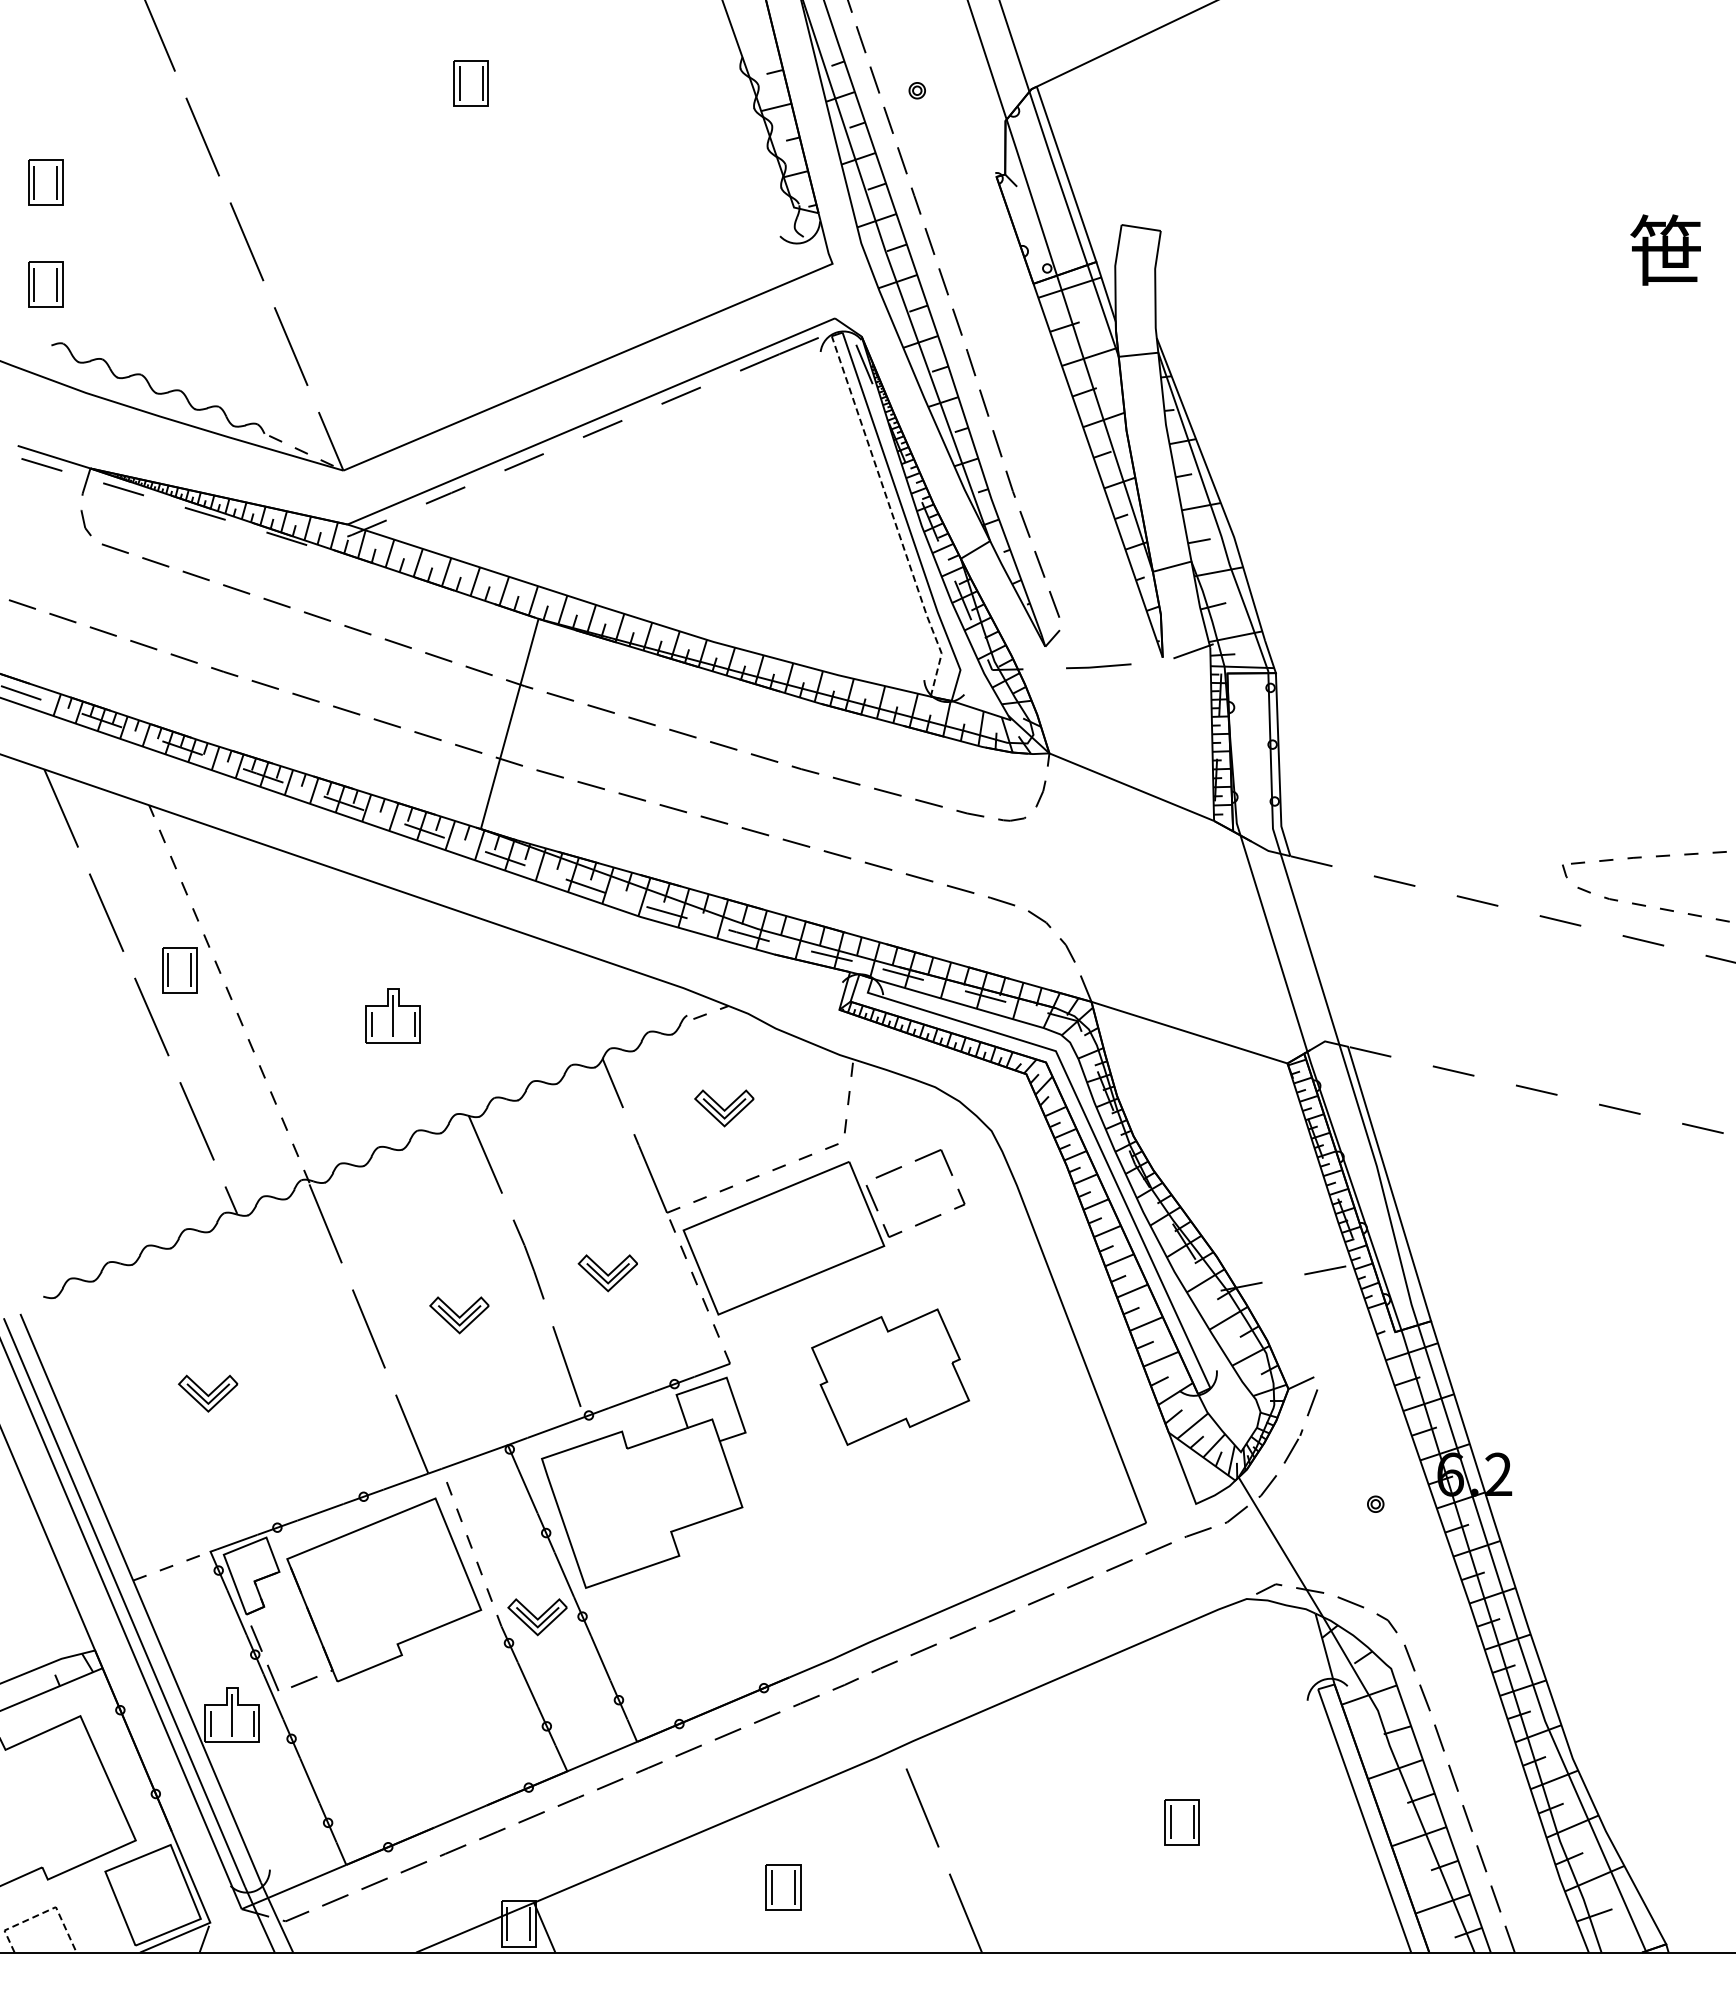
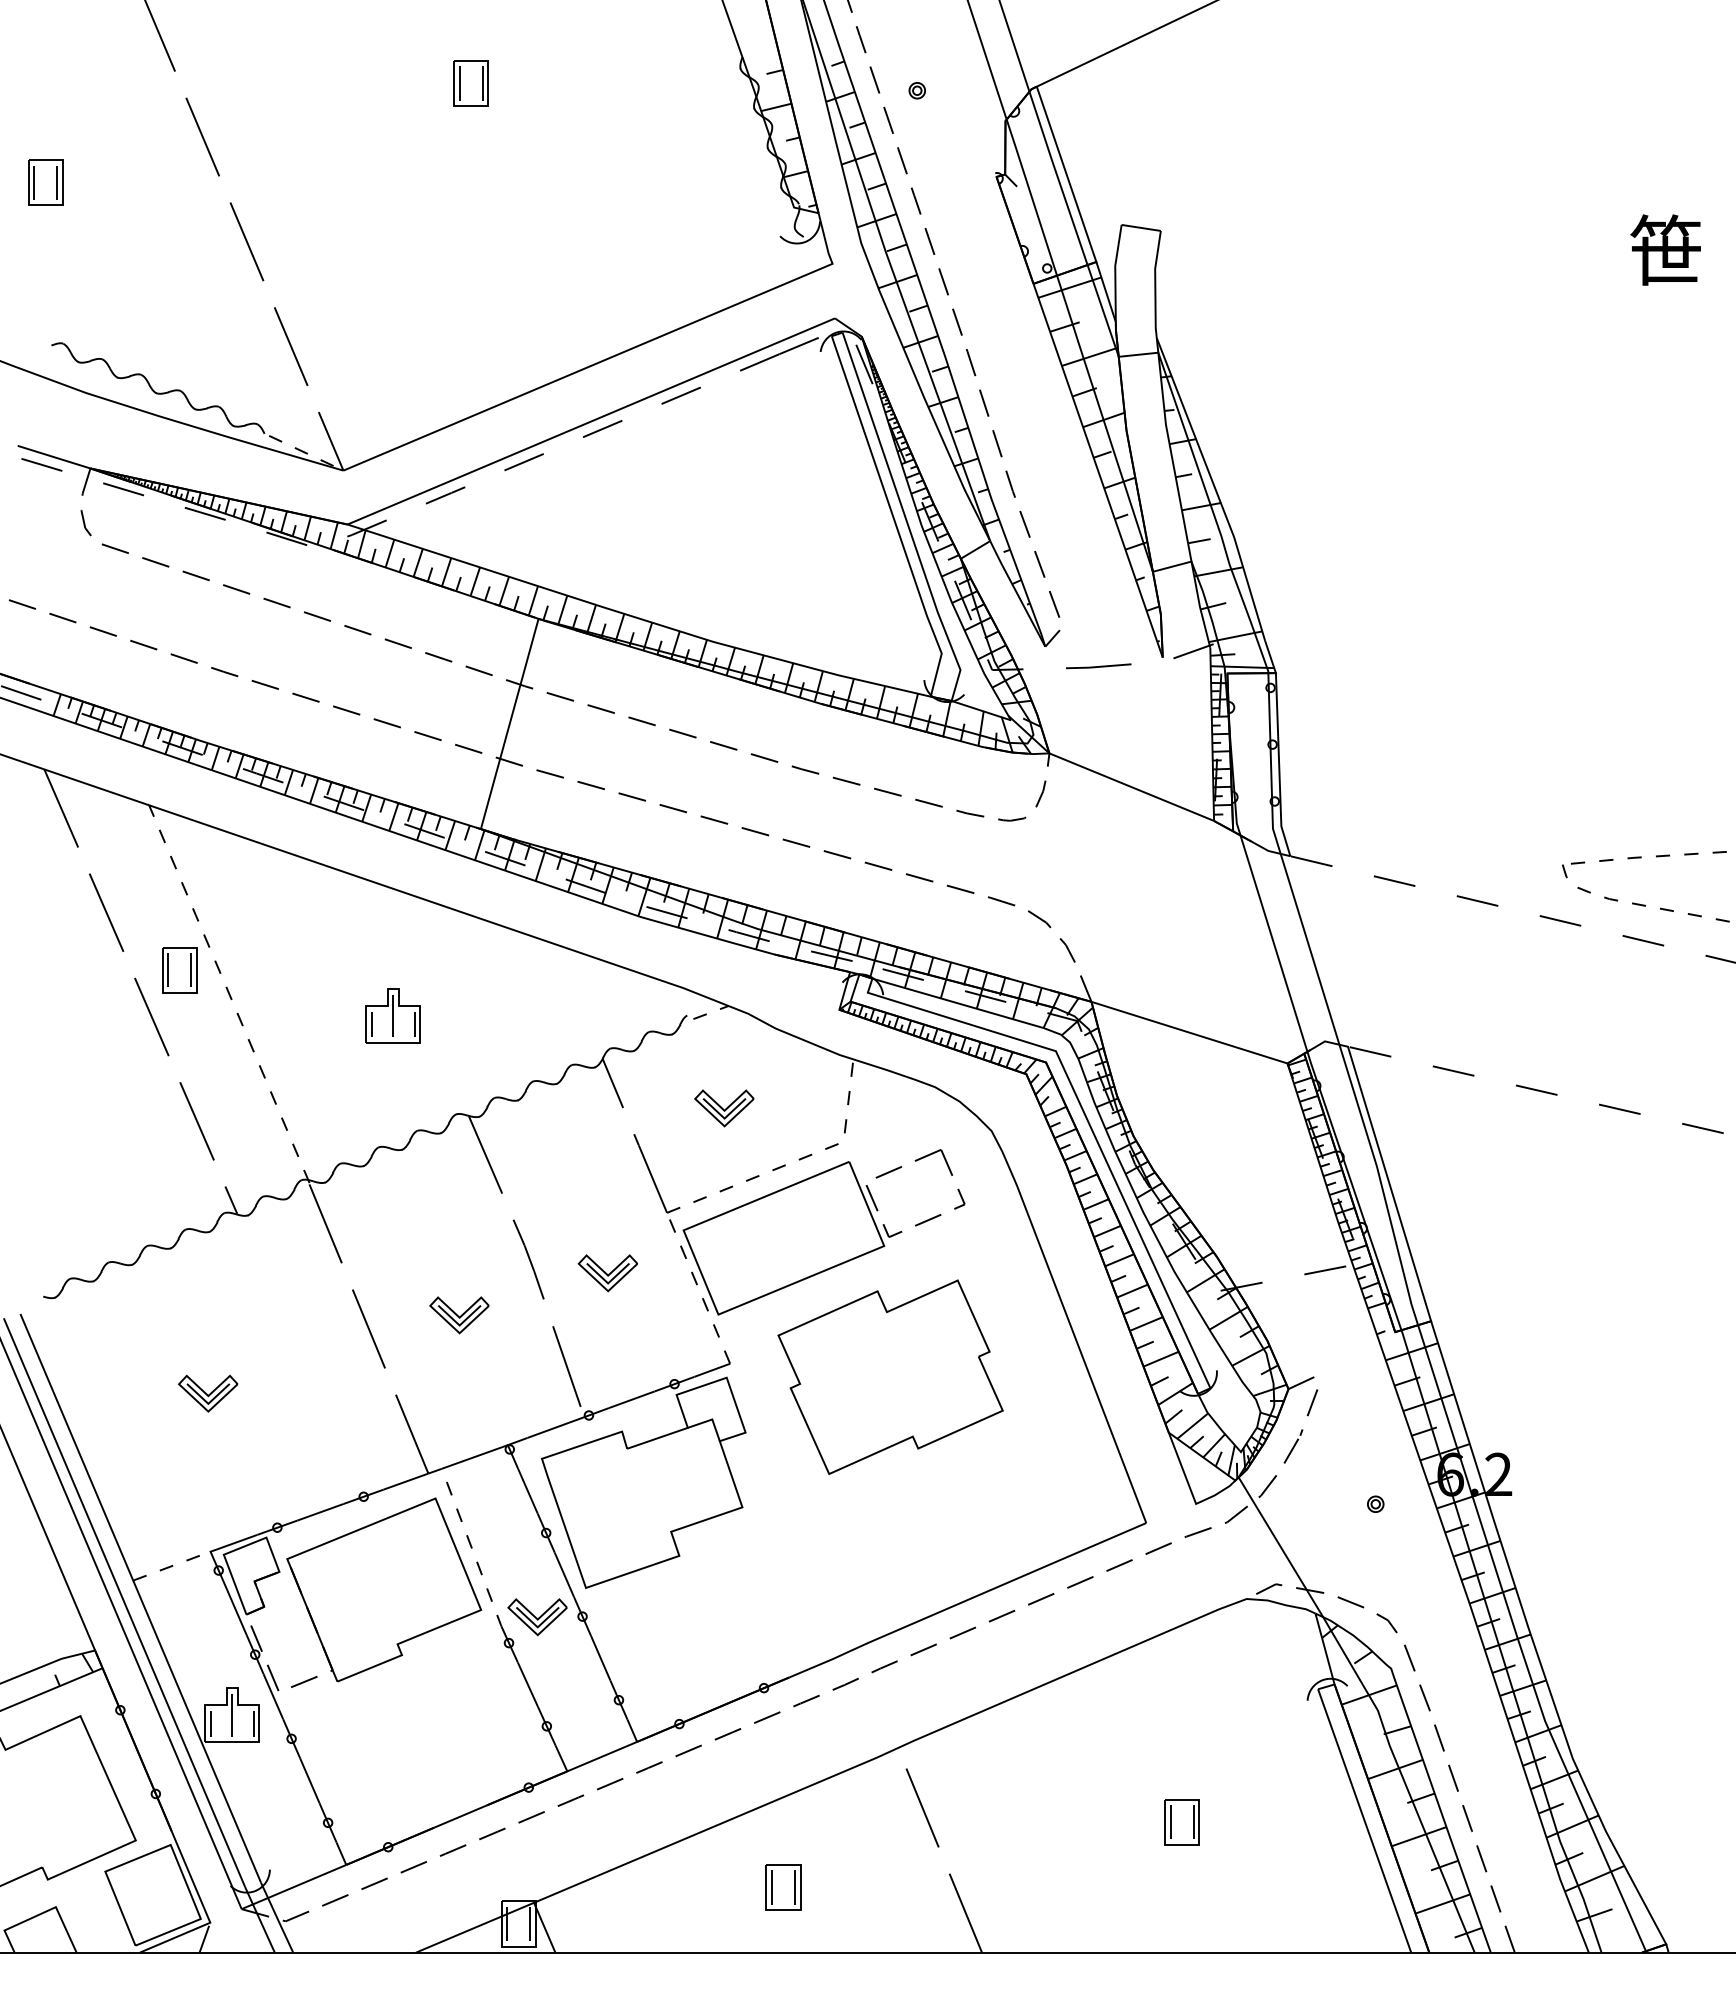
part: present -> none (45, 284)
line: dashed -> solid (893, 517)
part size: 160x138 px -> 227x196 px (890, 1376)
line: dashed -> solid (41, 1913)
